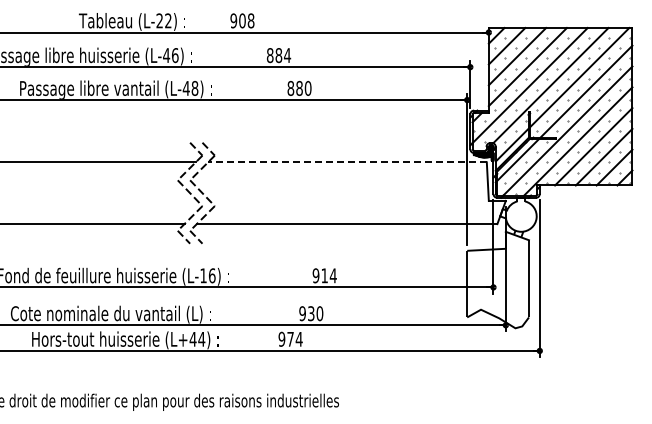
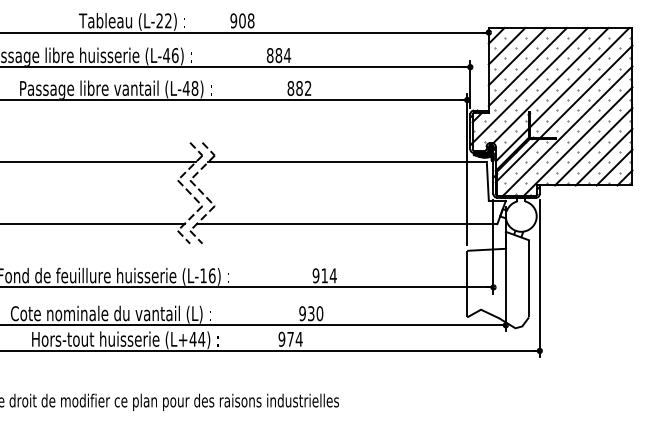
text: 880 -> 882 (307, 88)
line: dashed -> solid (346, 162)
